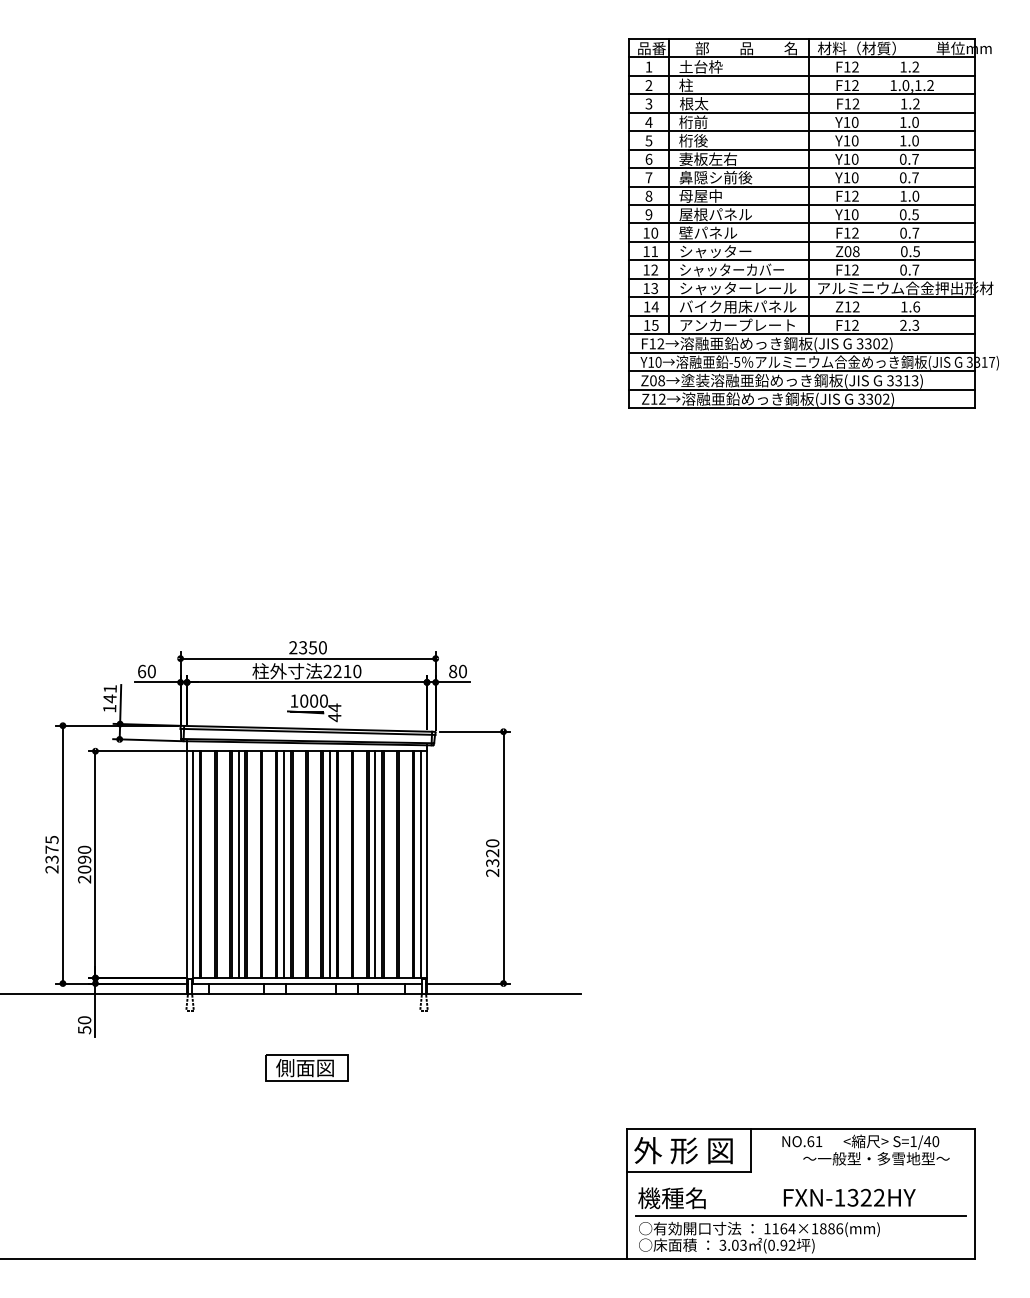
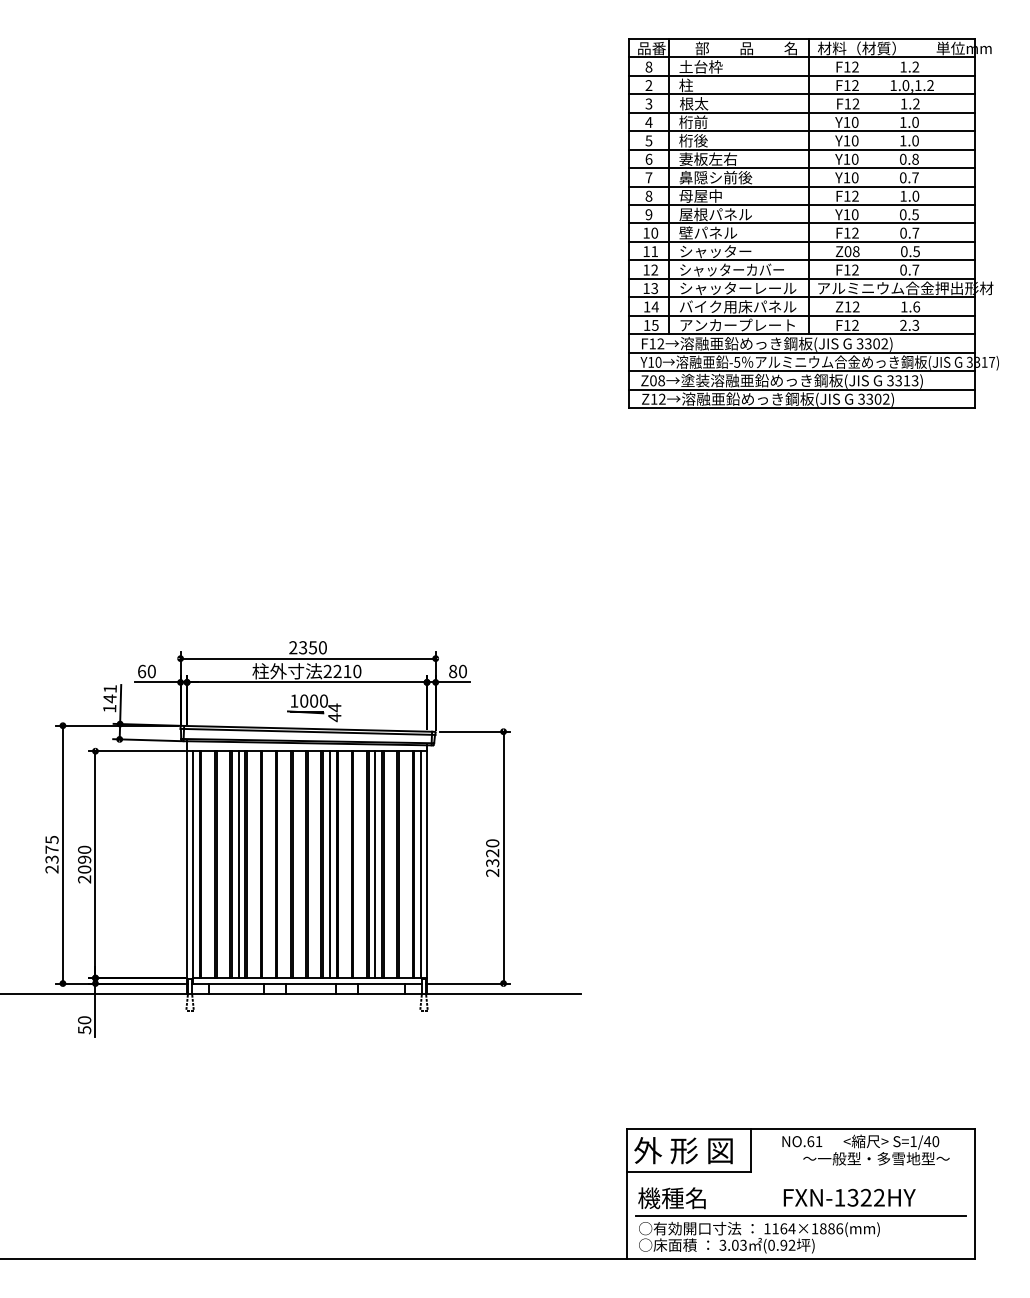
text: 1 -> 8 (648, 66)
text: 0.7 -> 0.8 (915, 158)
line: present -> none (284, 864)
part: present -> none (306, 1067)
